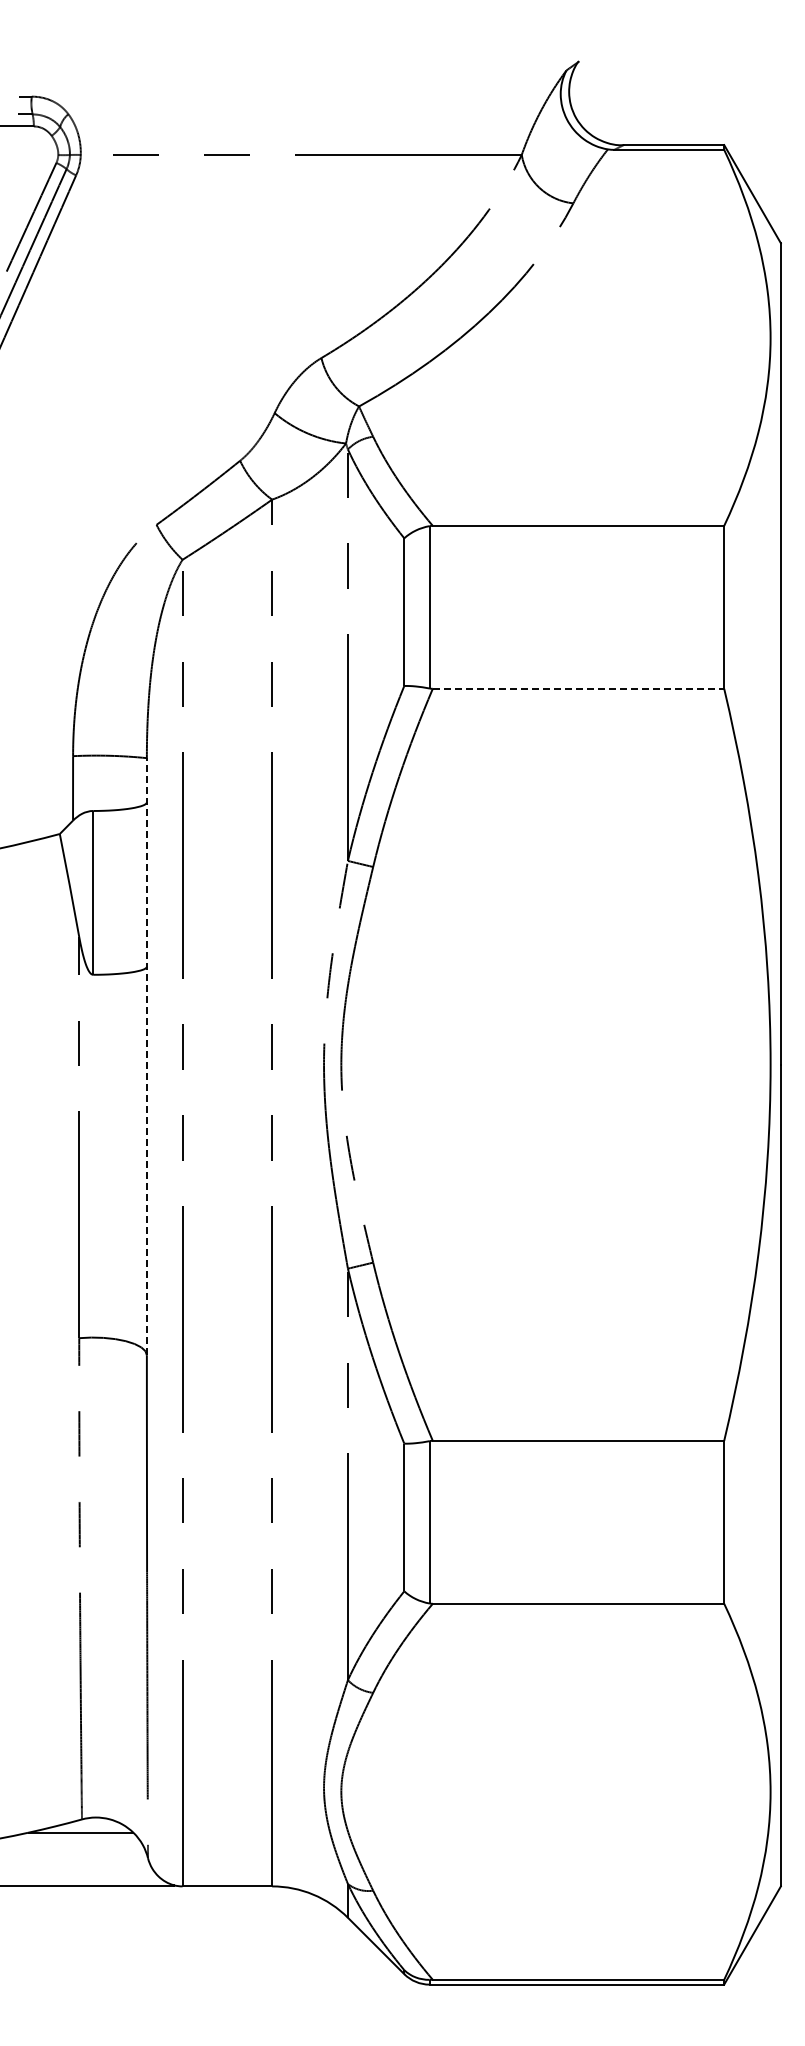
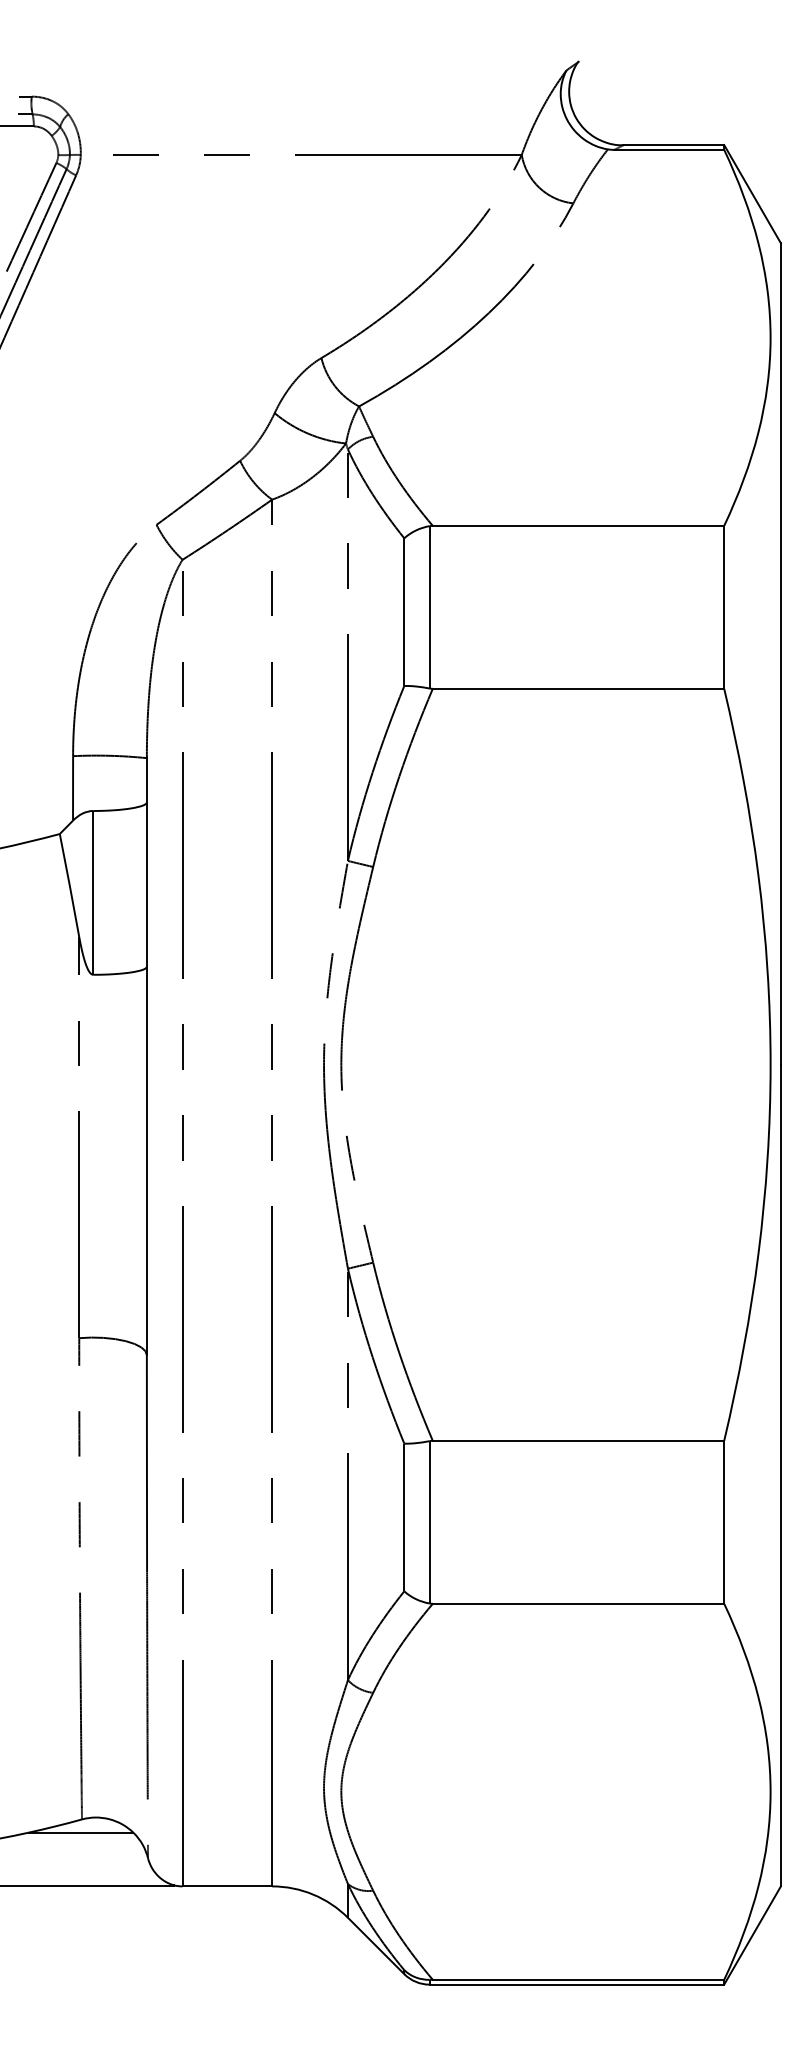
line: dashed -> solid (578, 688)
line: dashed -> solid (146, 1056)
